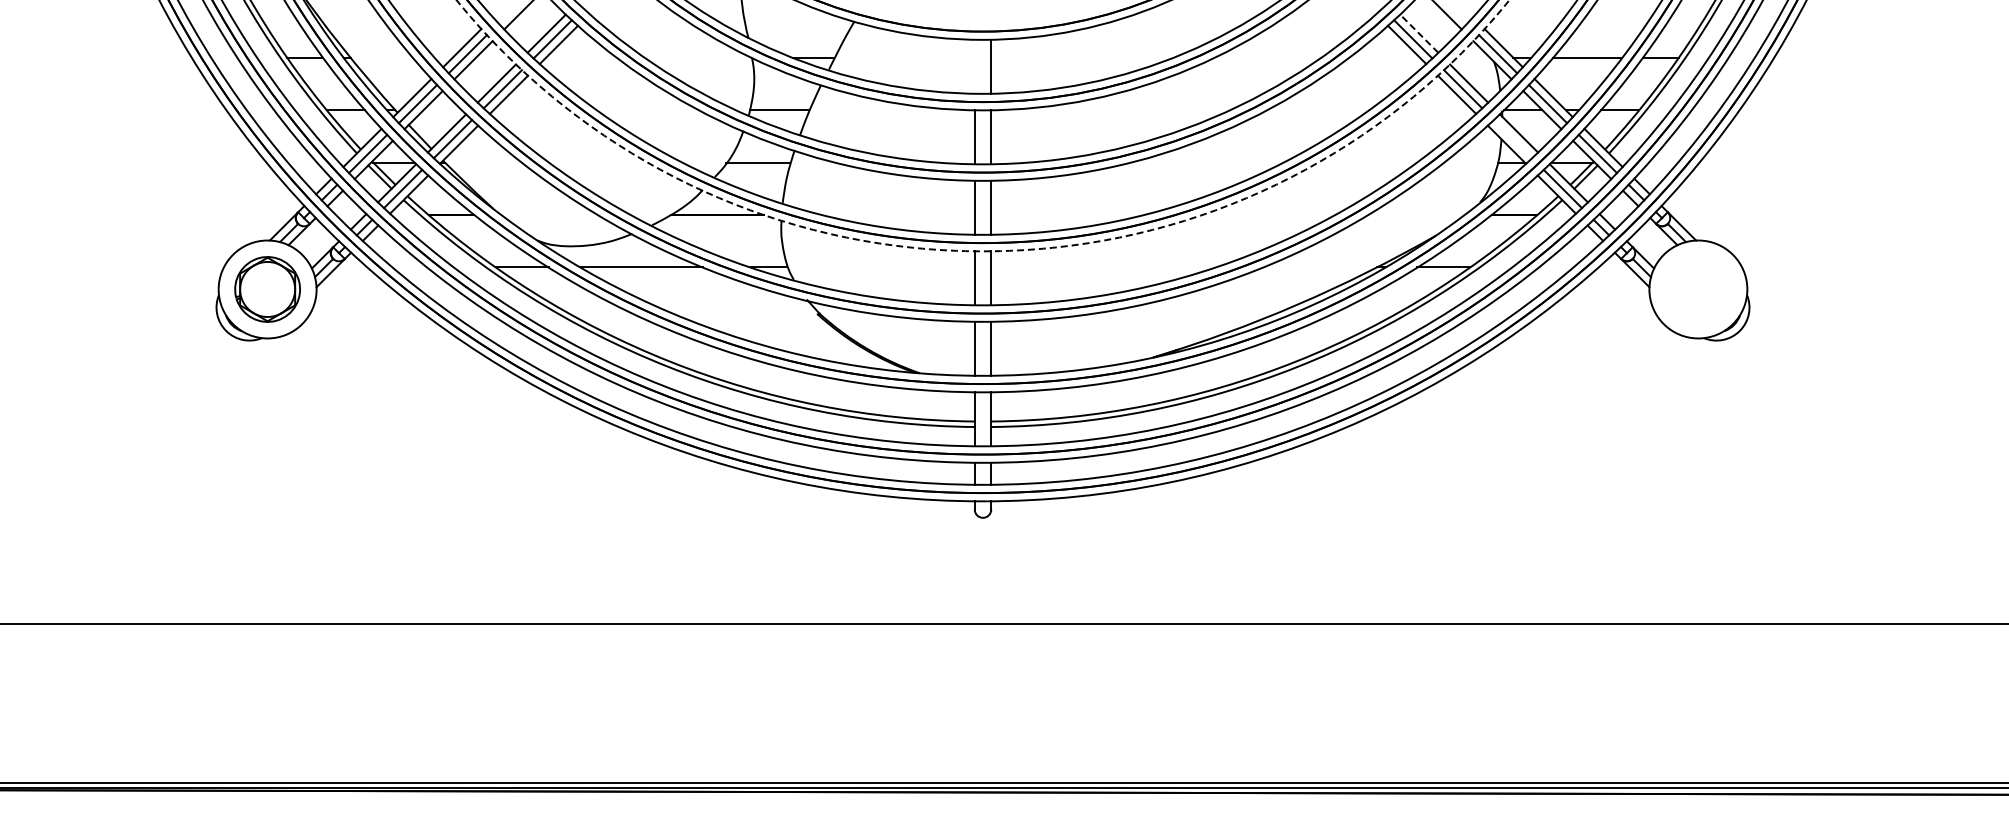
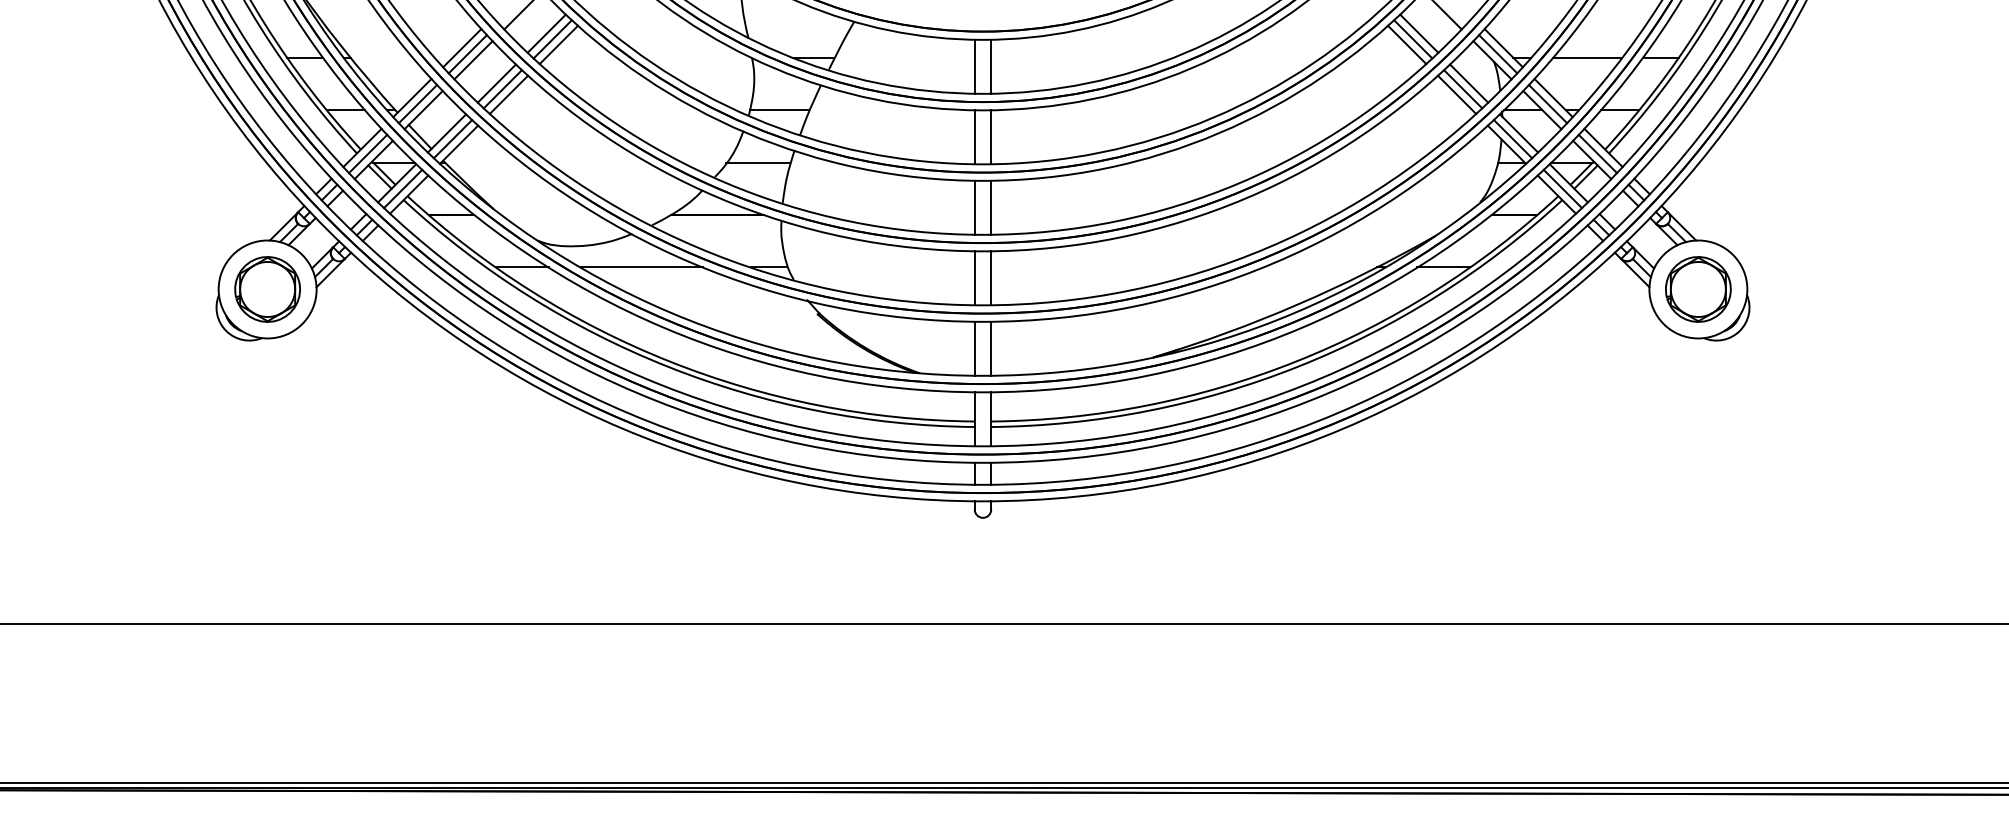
line: dashed -> solid (1418, 33)
line: none -> present (974, 66)
circle: dashed -> solid (982, 125)
line: none -> present (1512, 139)
part: none -> present (1698, 289)
